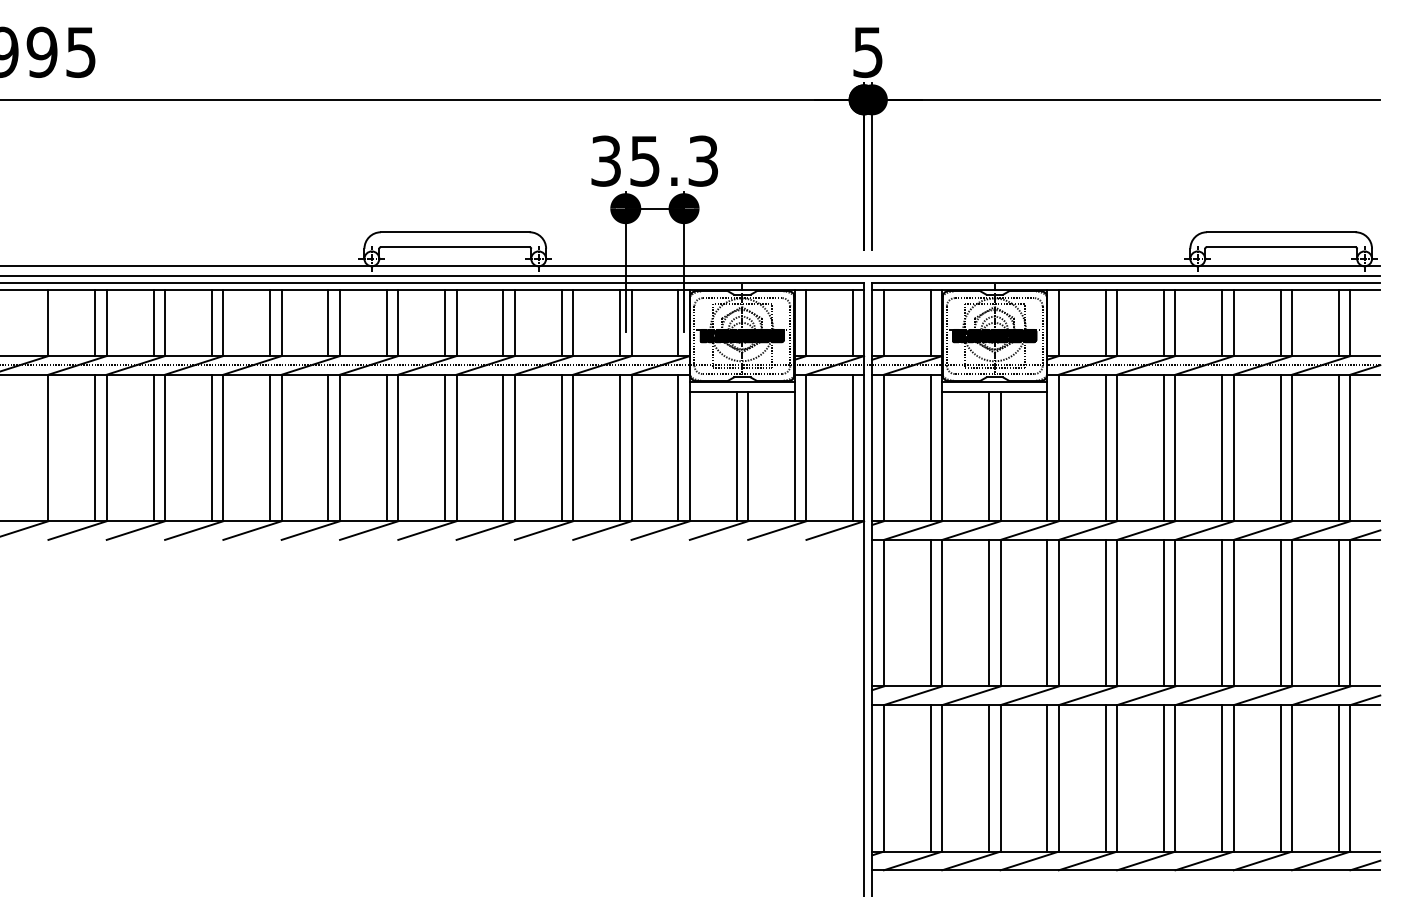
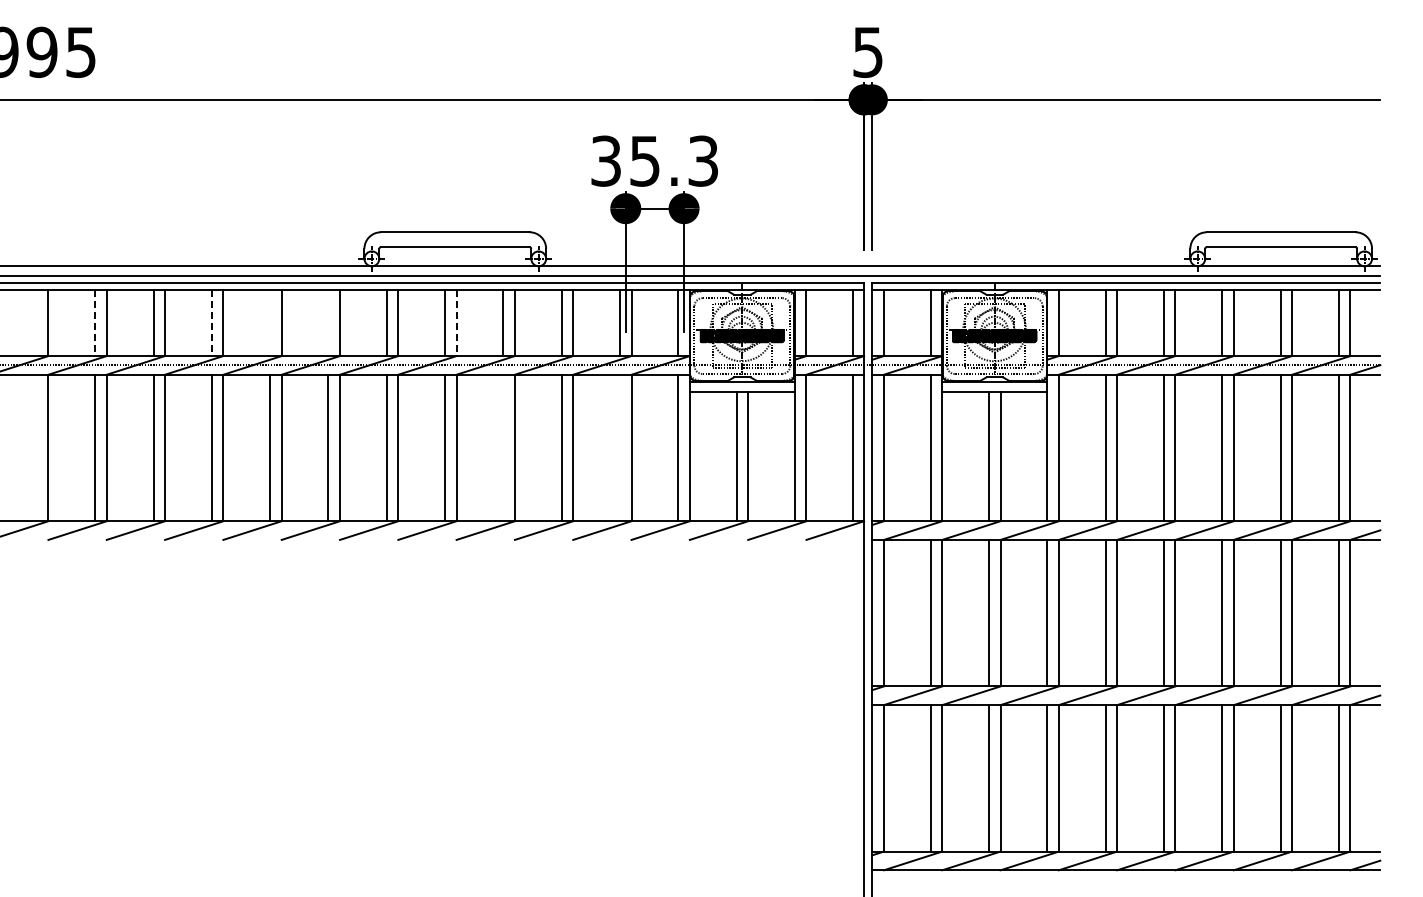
line: solid -> dashed (95, 323)
line: solid -> dashed (211, 323)
line: present -> none (270, 323)
line: present -> none (328, 323)
line: solid -> dashed (456, 323)
line: present -> none (503, 447)
line: present -> none (619, 447)
